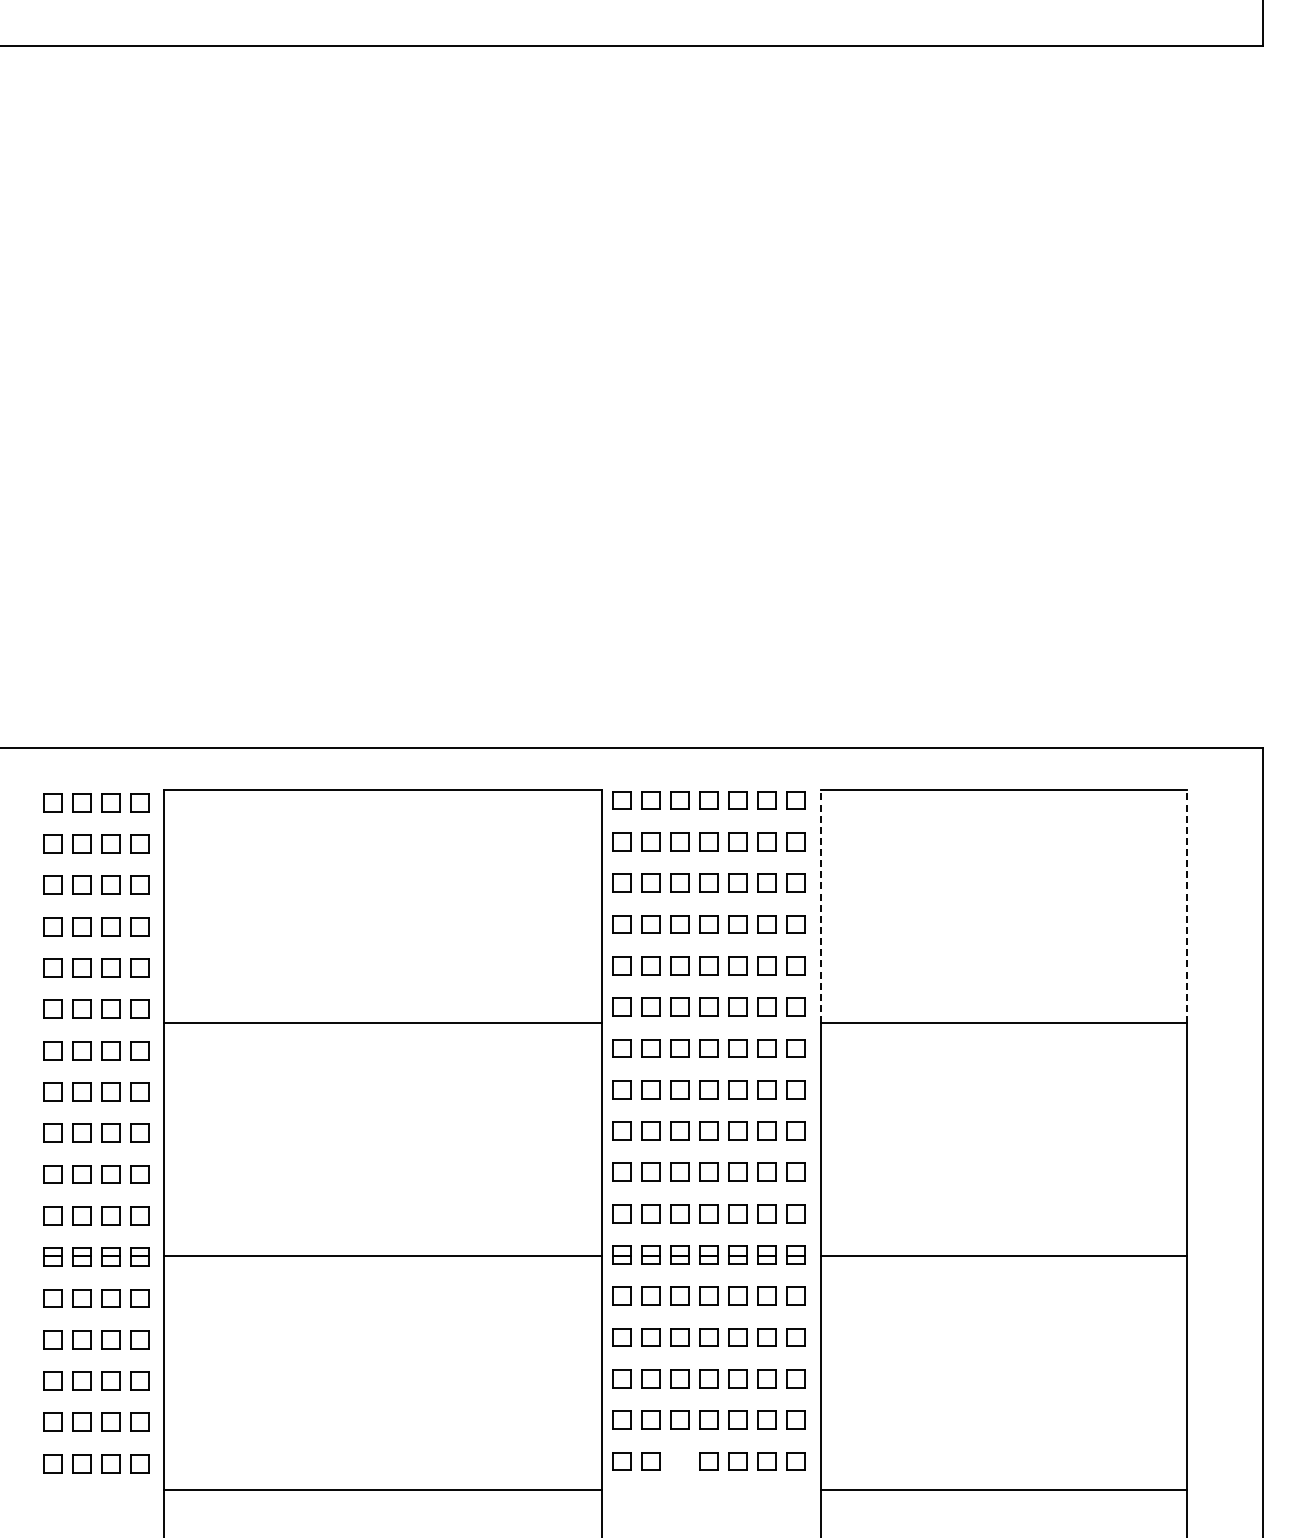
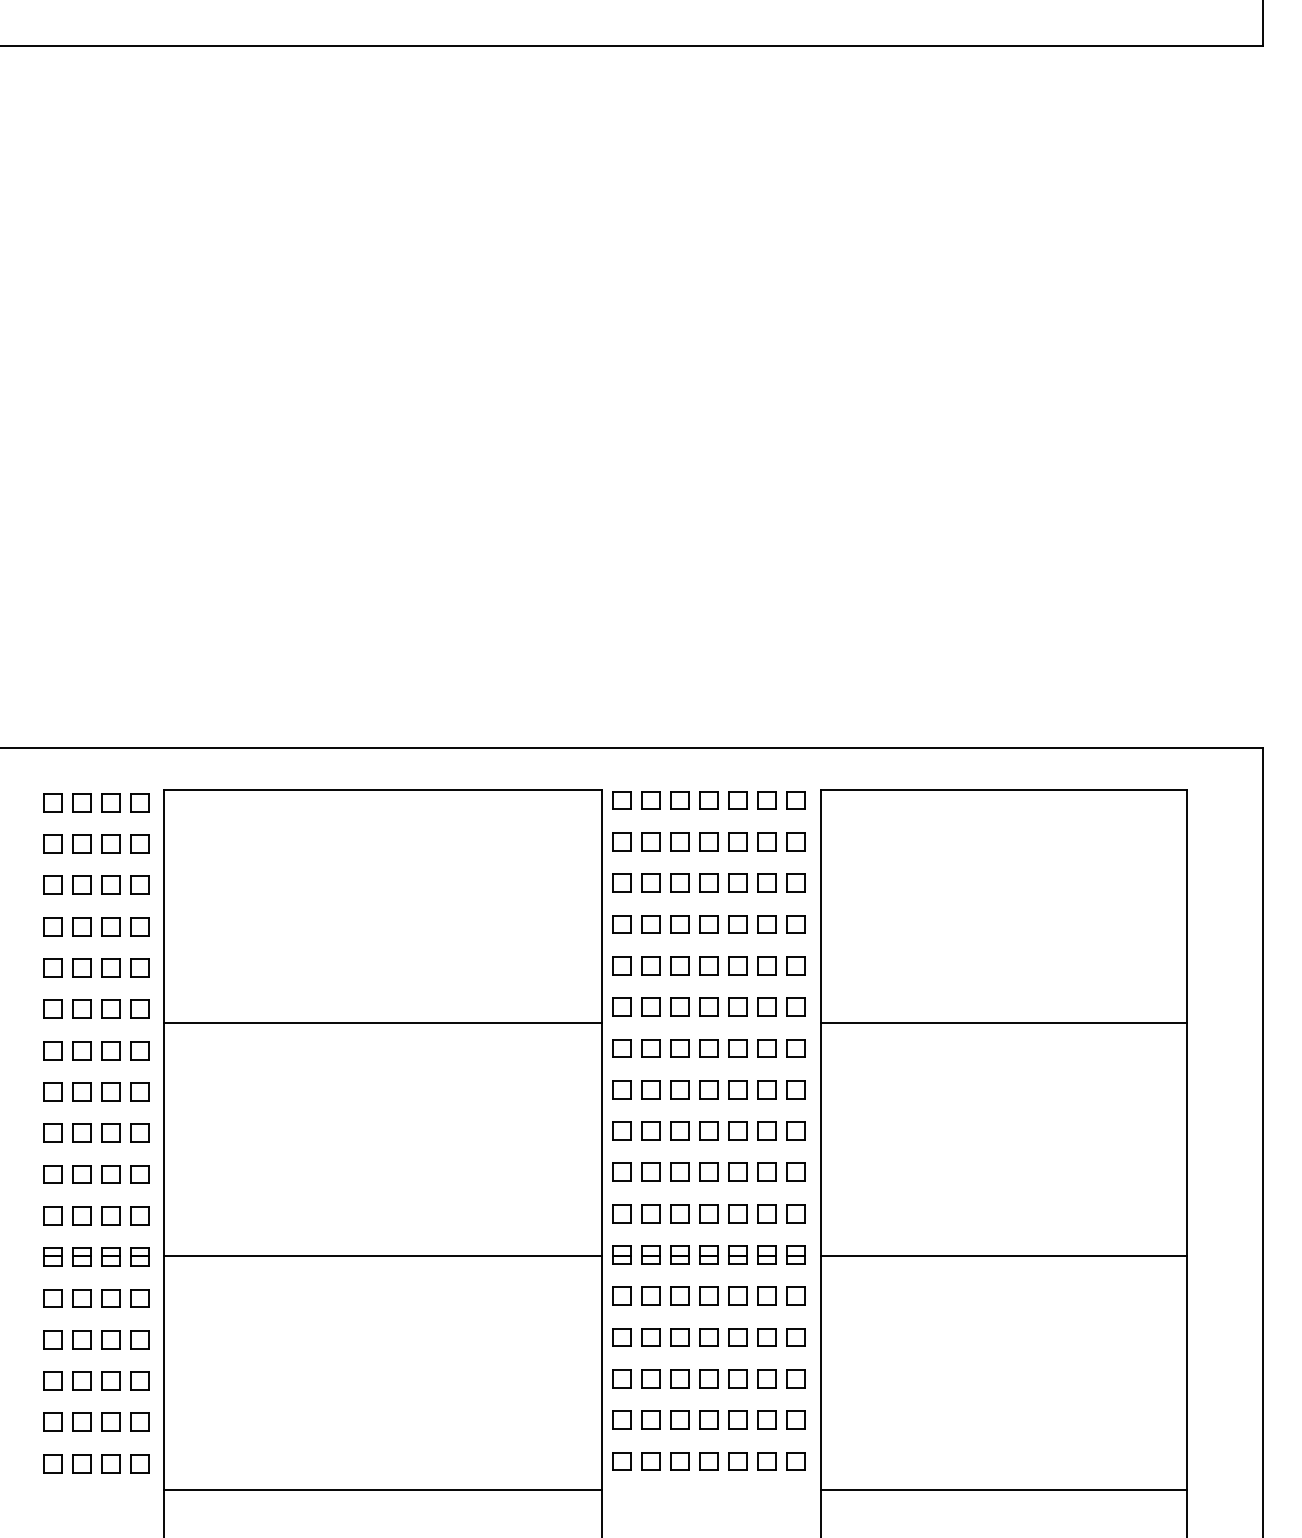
line: dashed -> solid (821, 906)
line: dashed -> solid (1187, 906)
part: none -> present (679, 1461)
